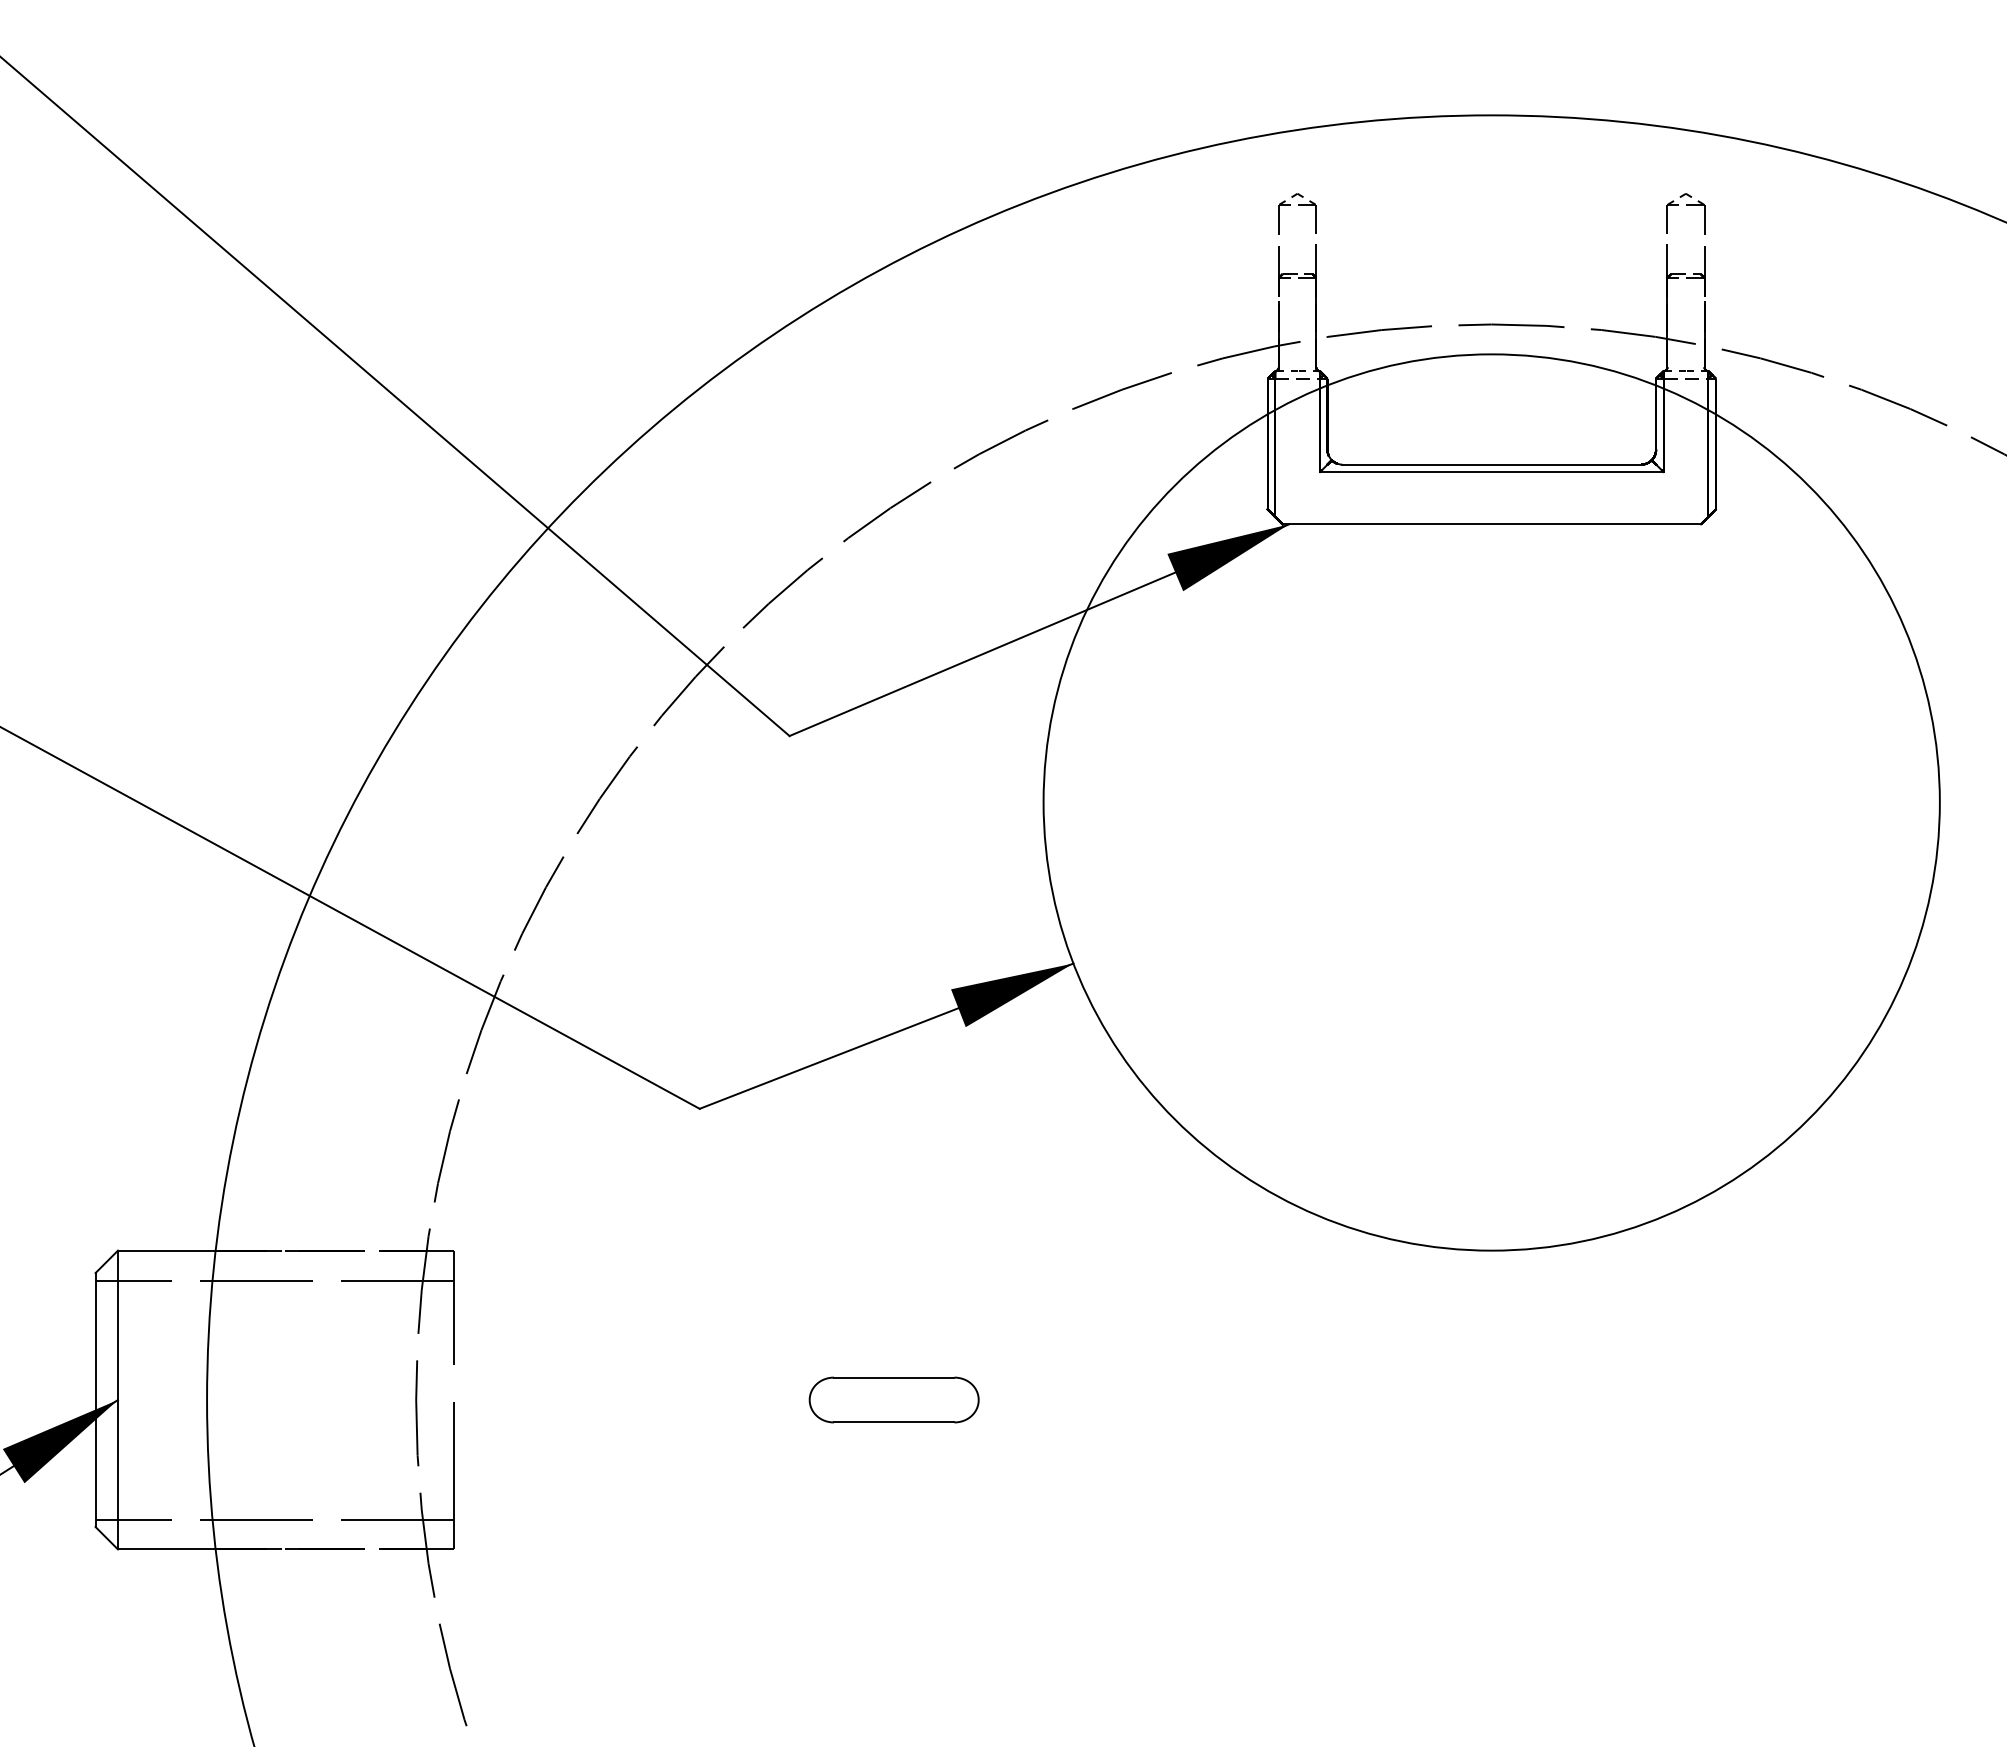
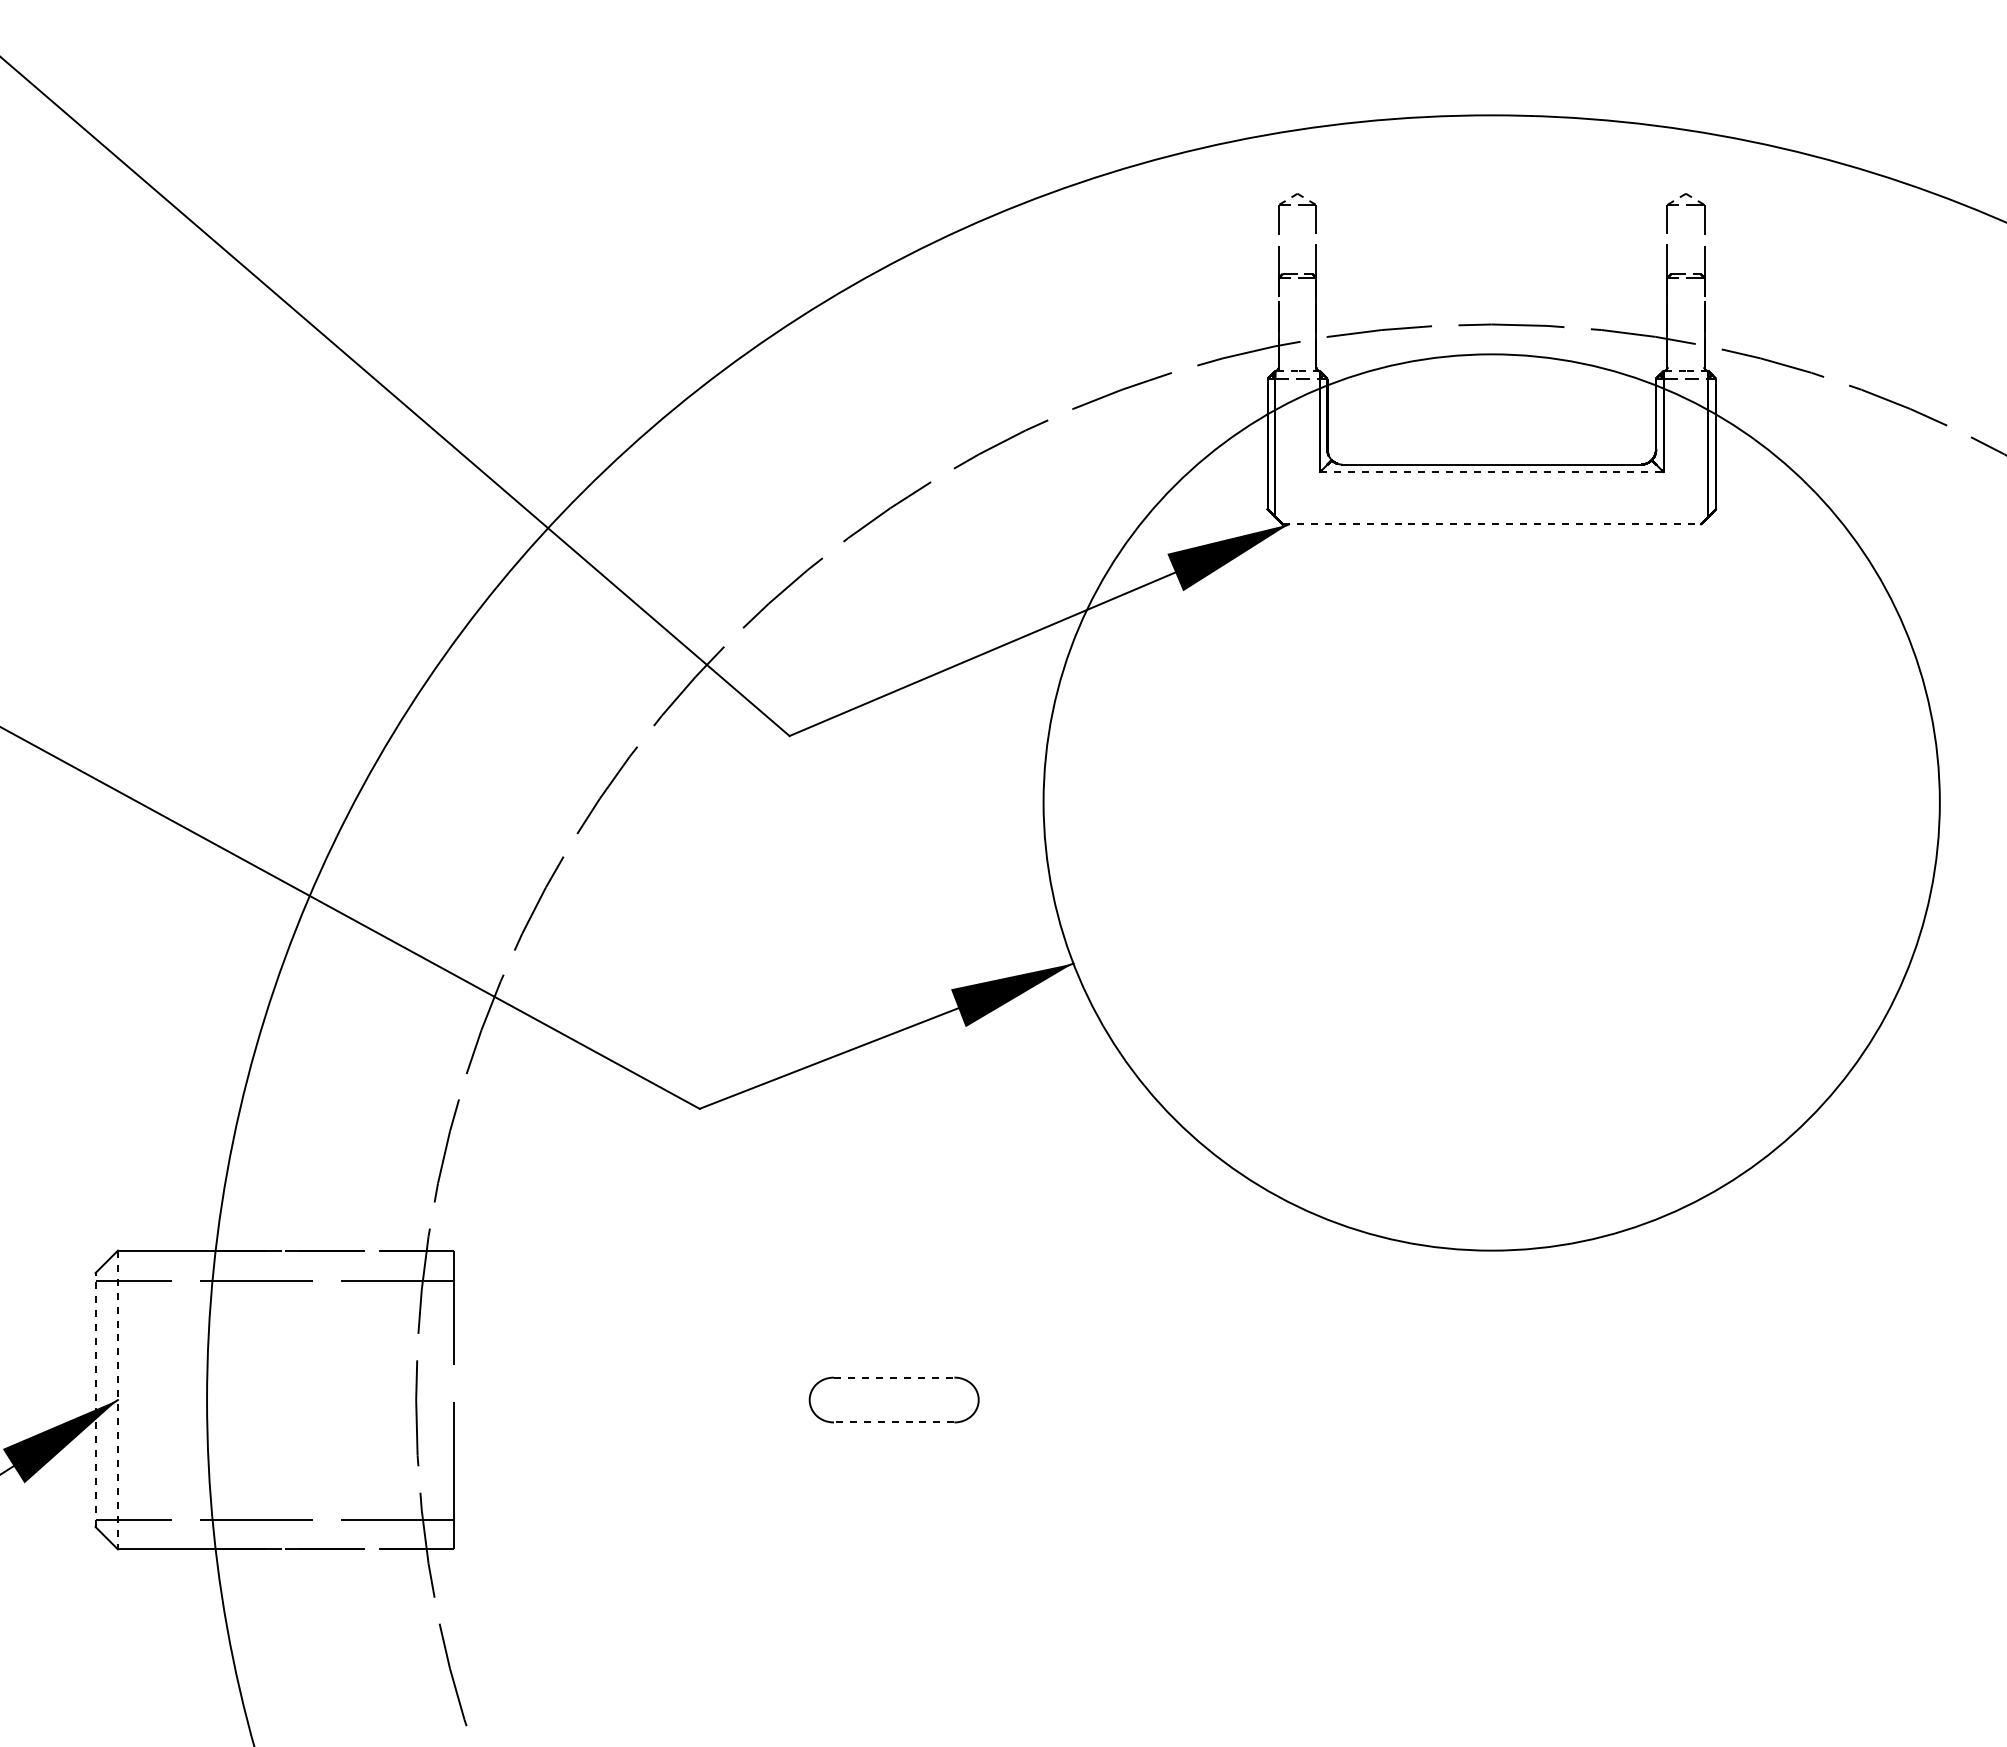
line: solid -> dashed (1491, 472)
line: solid -> dashed (1492, 524)
line: solid -> dashed (894, 1377)
line: solid -> dashed (95, 1400)
line: solid -> dashed (117, 1400)
line: solid -> dashed (893, 1422)
